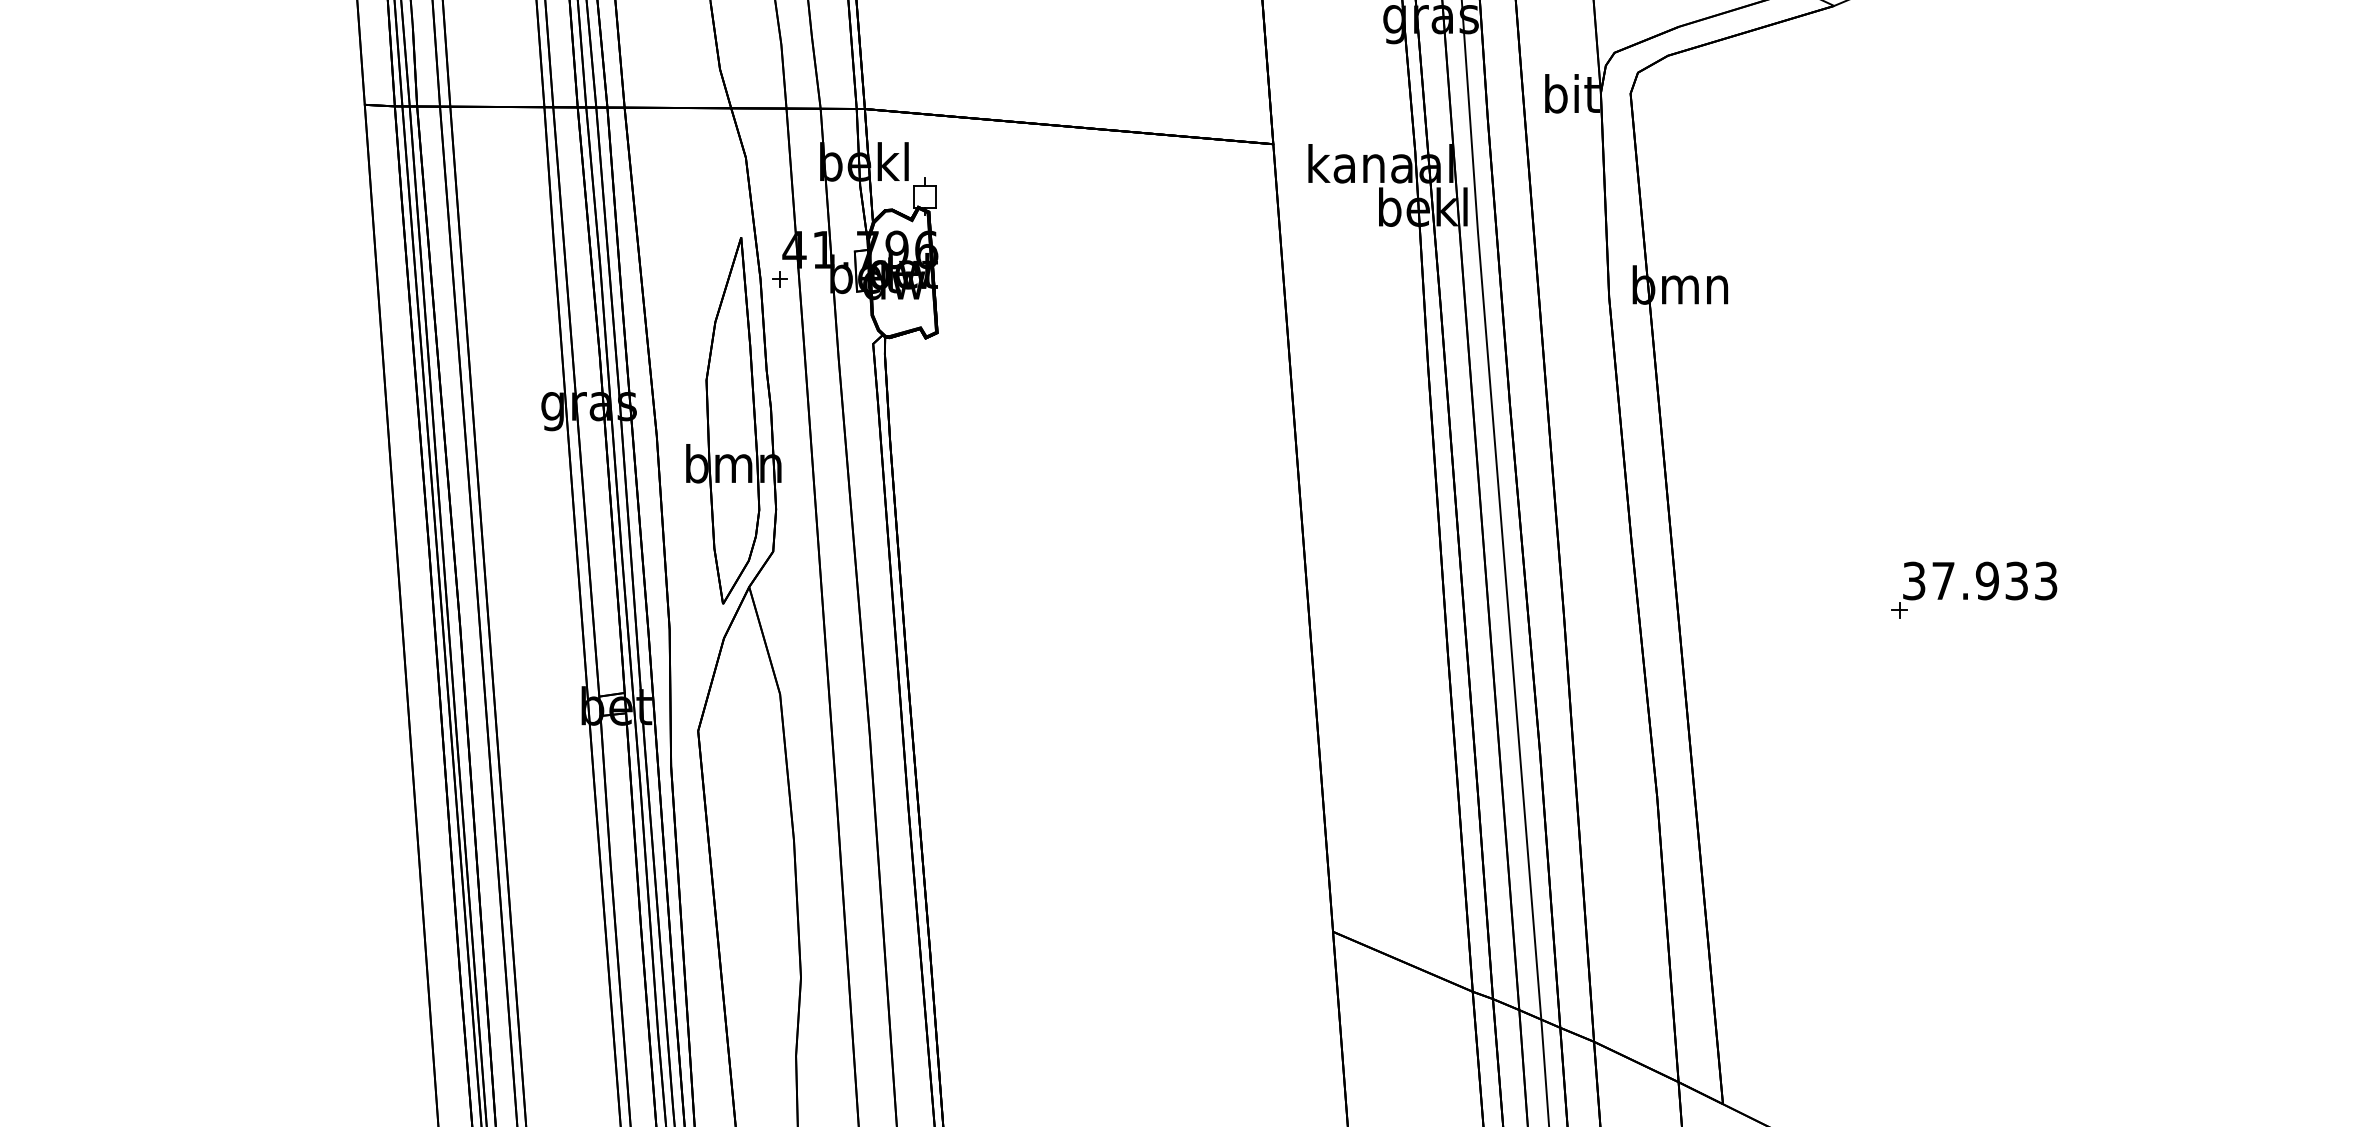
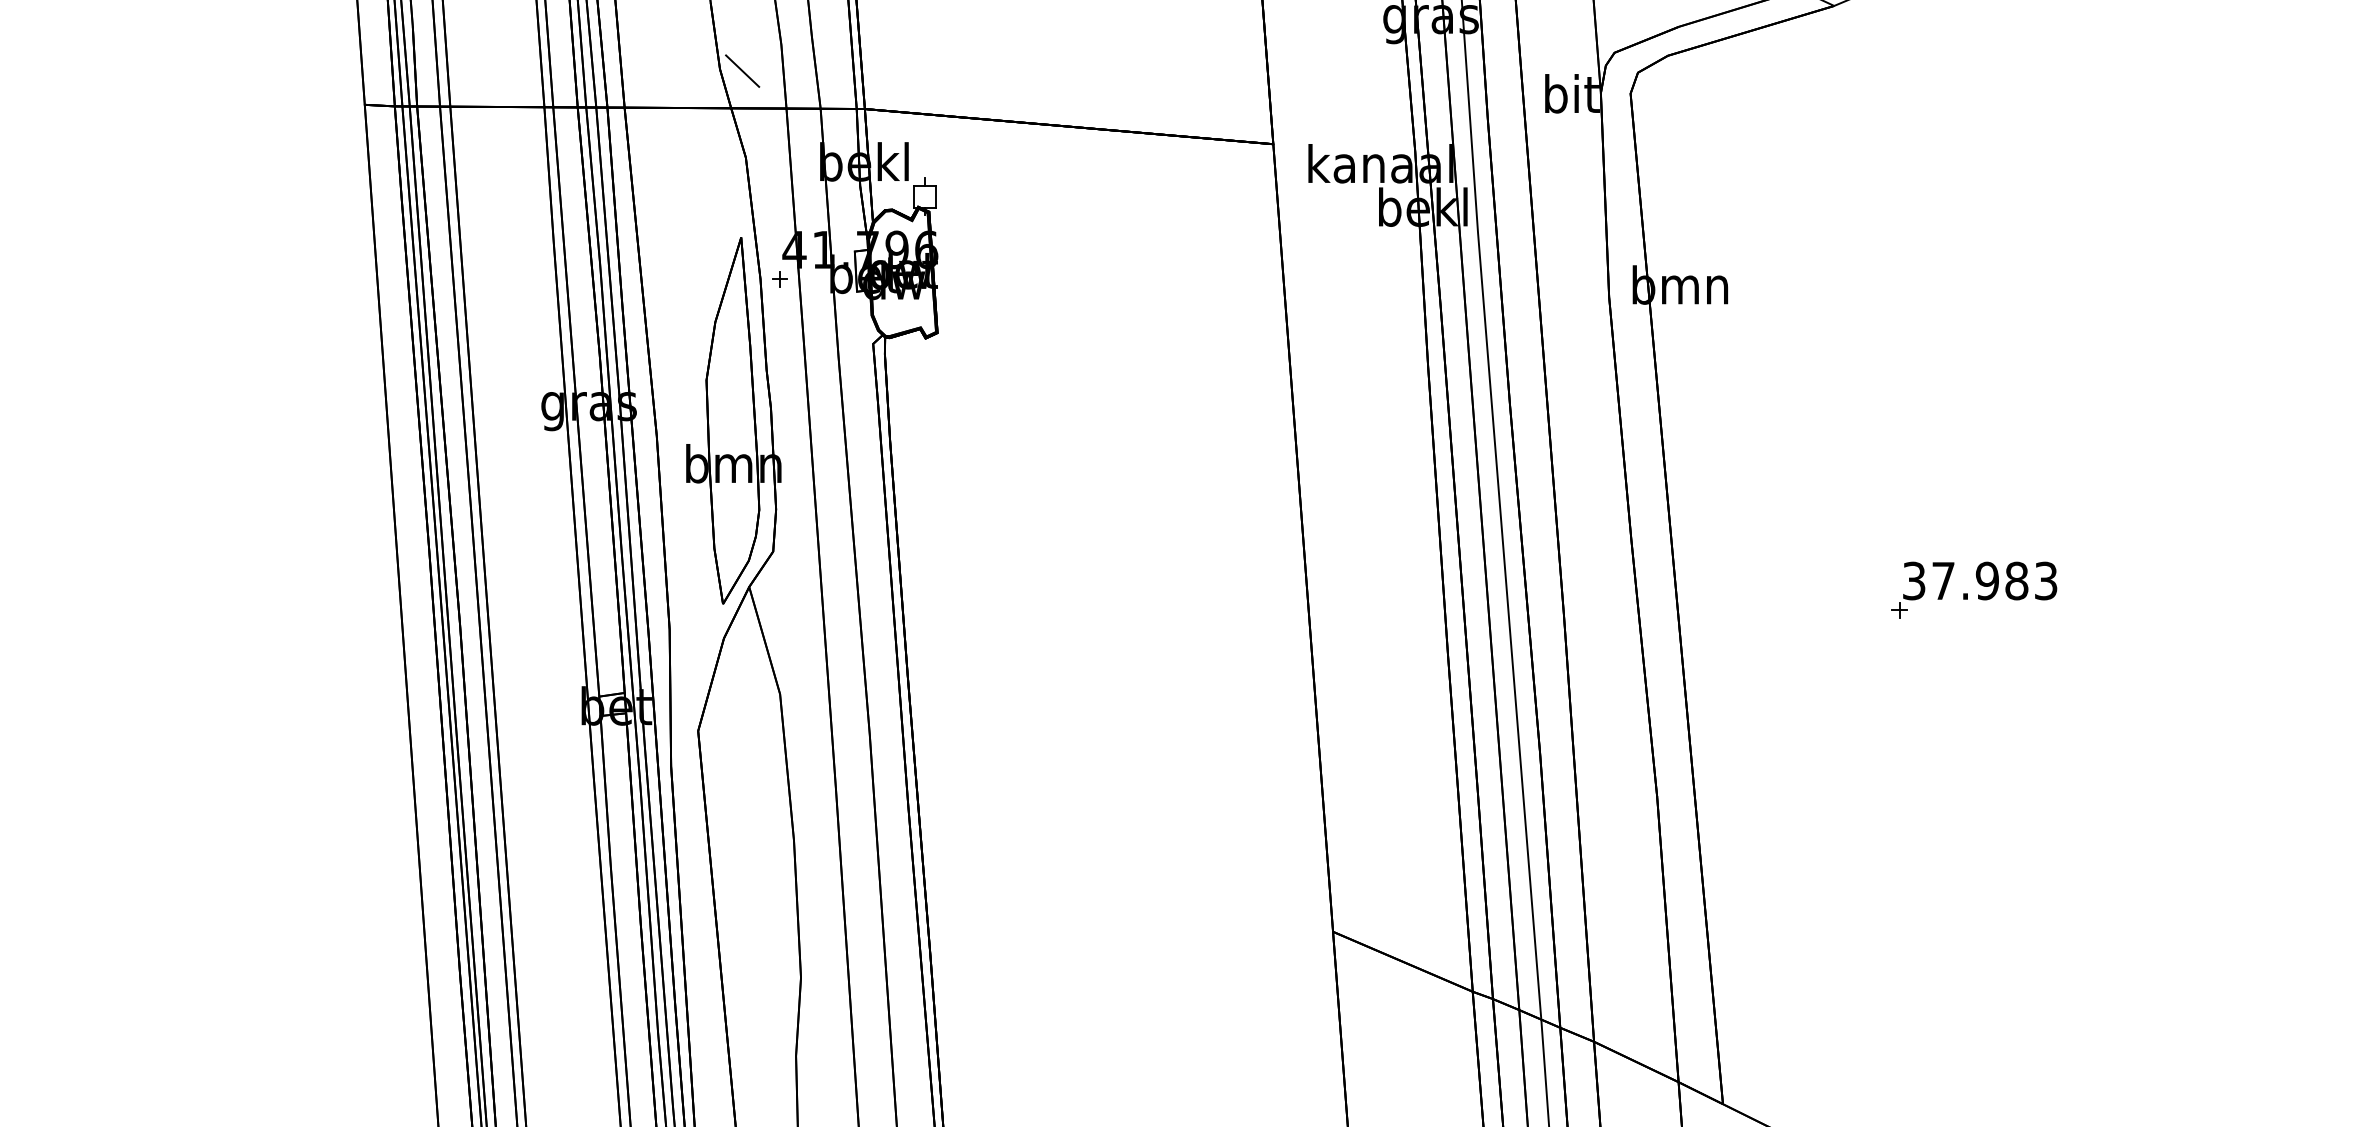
line: none -> present (742, 70)
text: 37.933 -> 37.983 (2016, 580)
